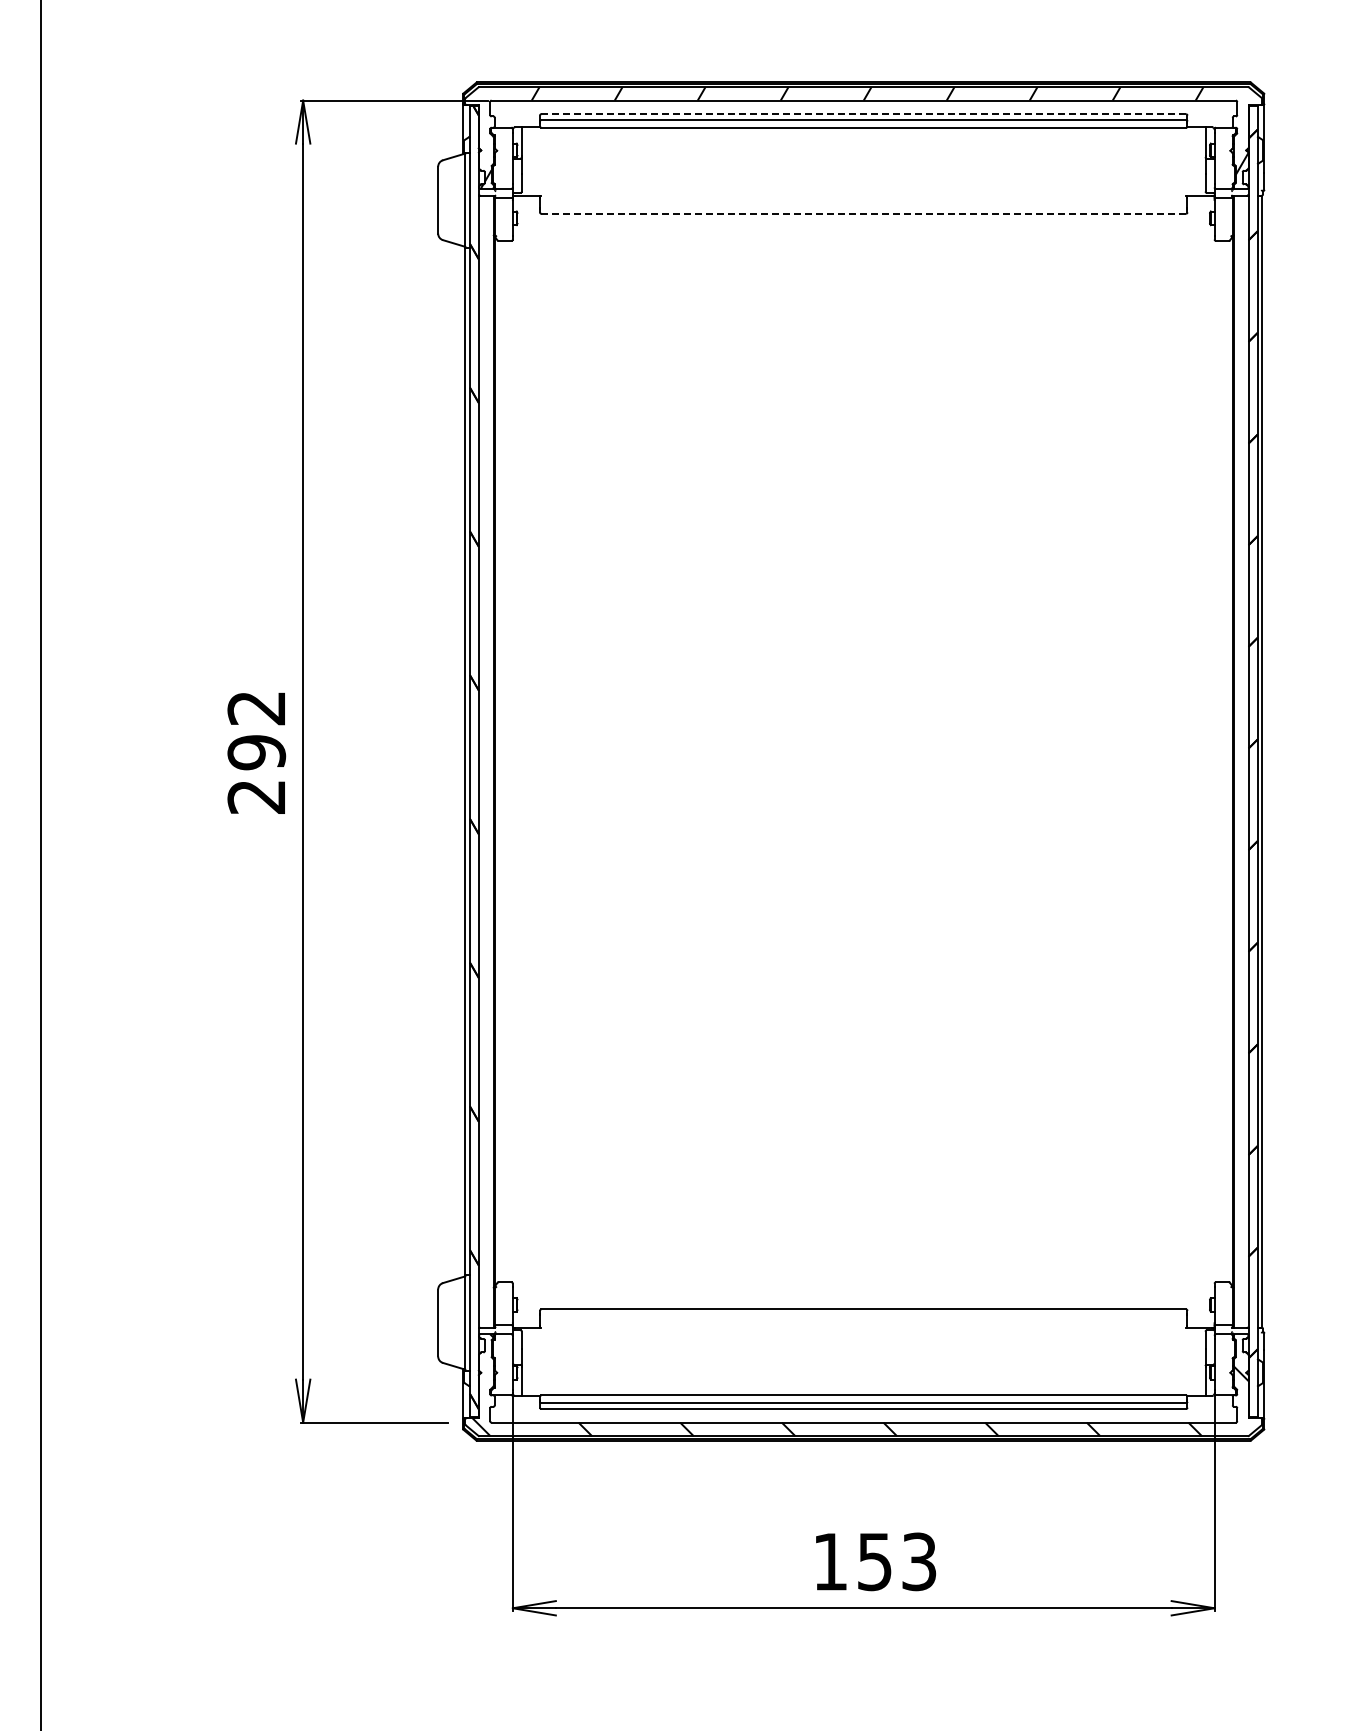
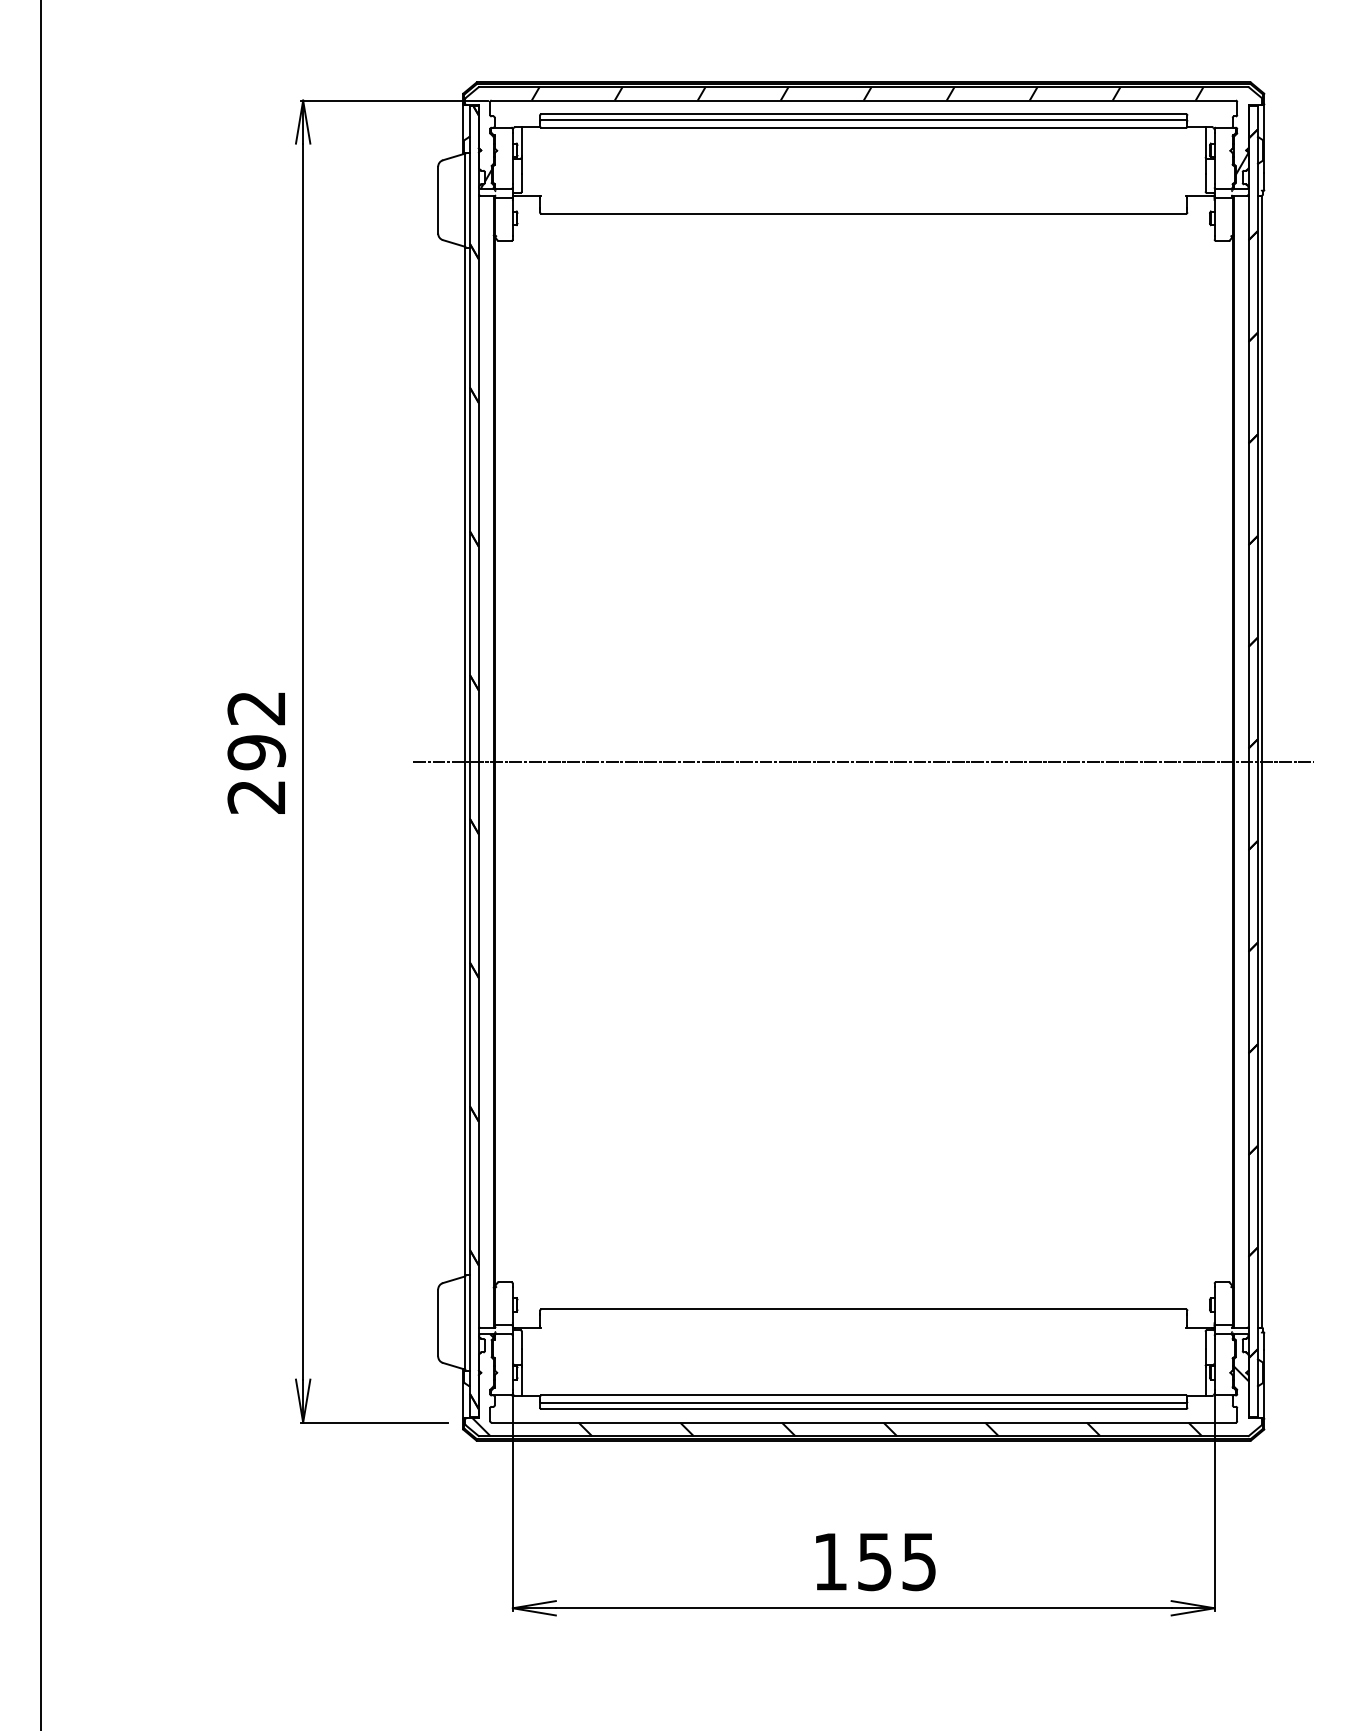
line: dashed -> solid (863, 114)
line: dashed -> solid (864, 213)
line: none -> present (863, 761)
text: 153 -> 155 (919, 1561)
